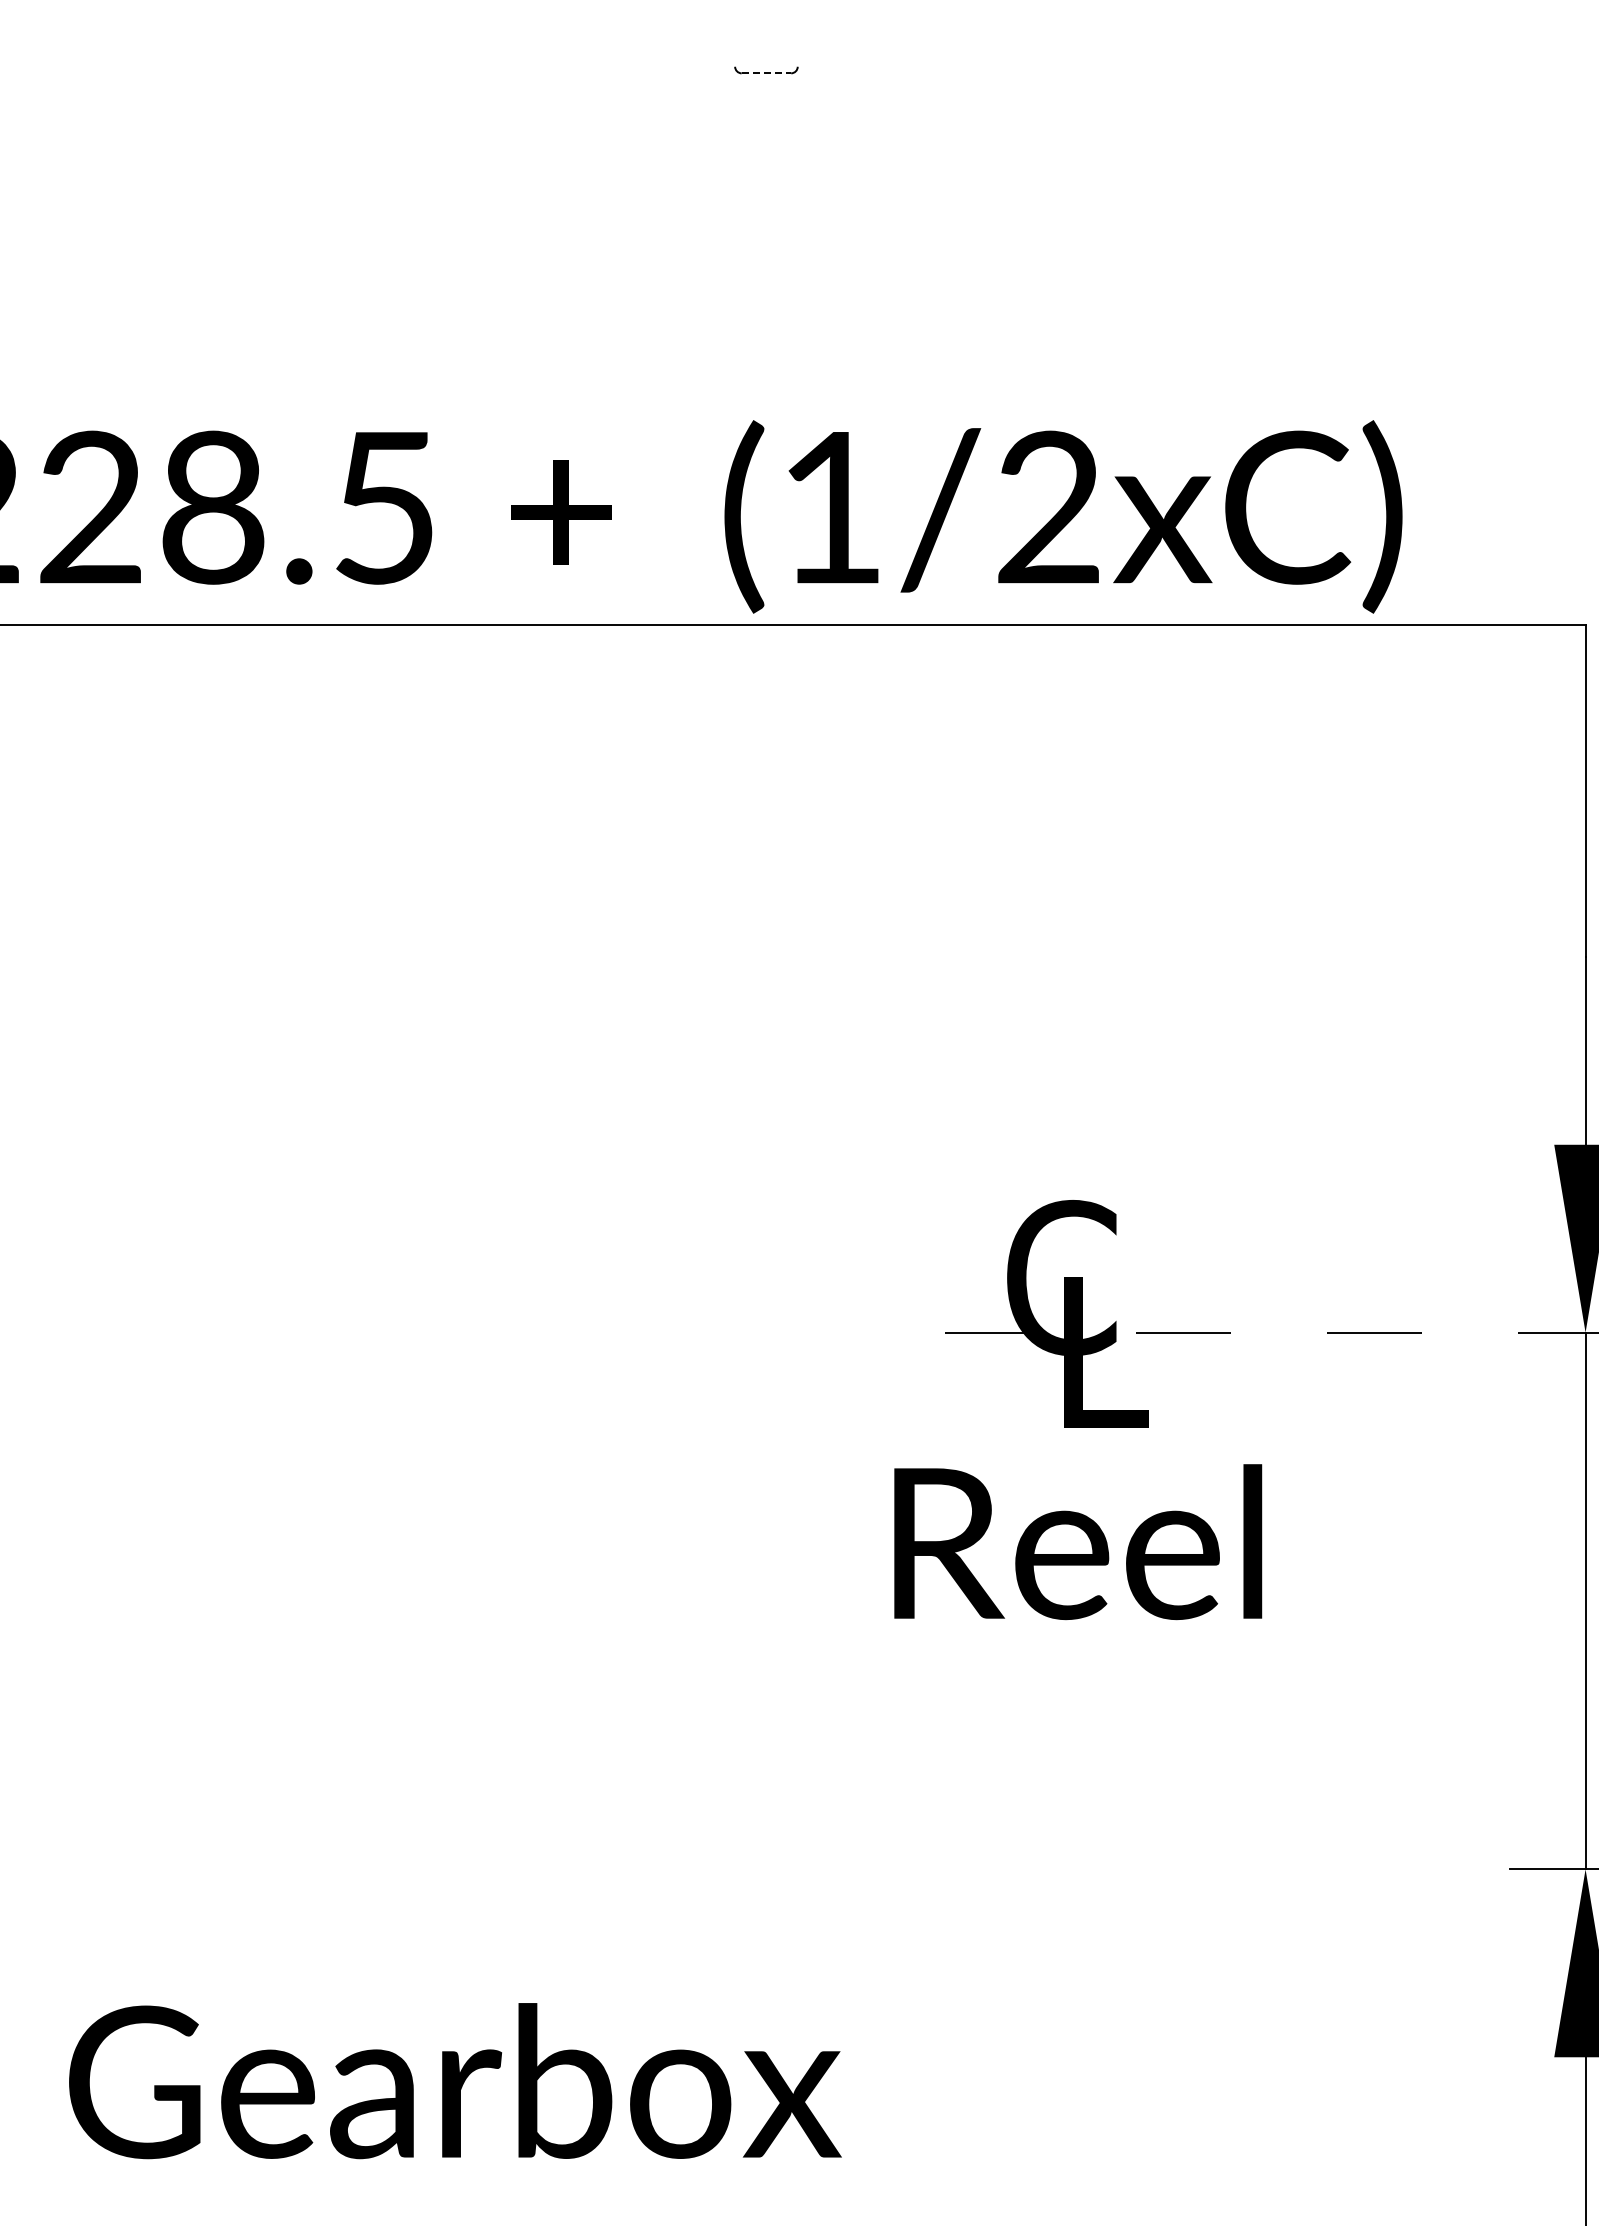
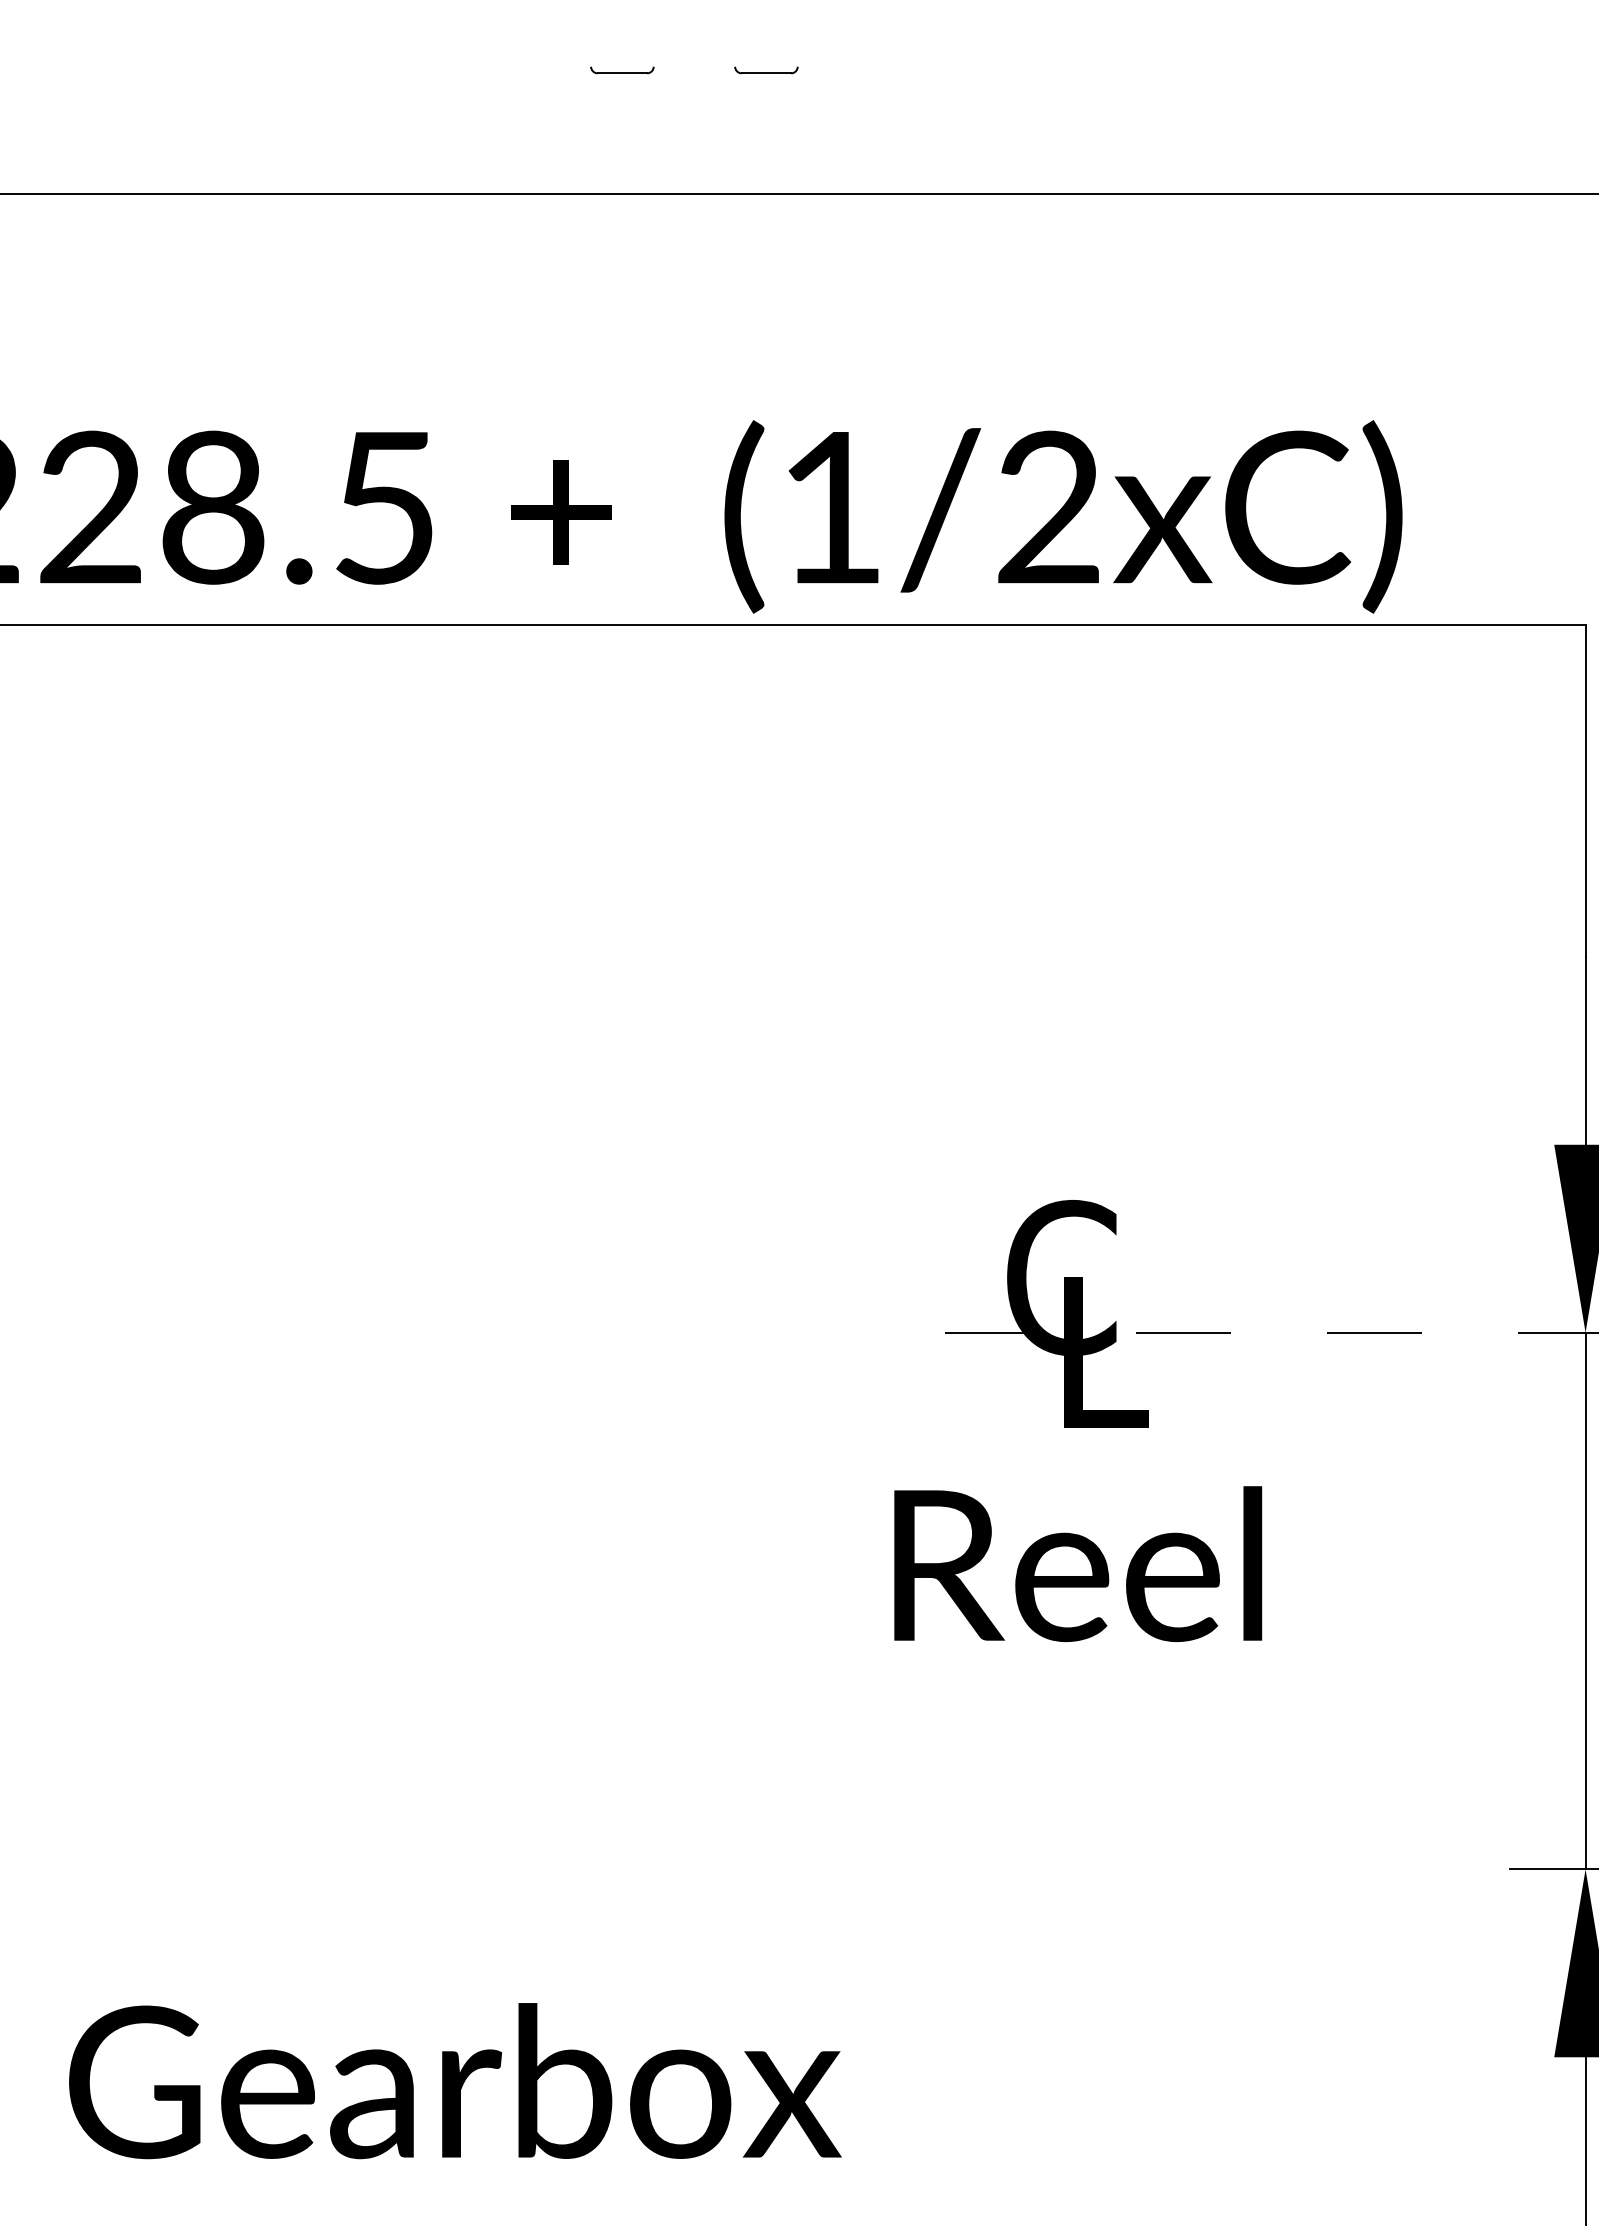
part: none -> present (622, 70)
line: dashed -> solid (766, 73)
line: none -> present (798, 193)
text position: (1078, 1542) -> (1078, 1564) (1078, 1564)
